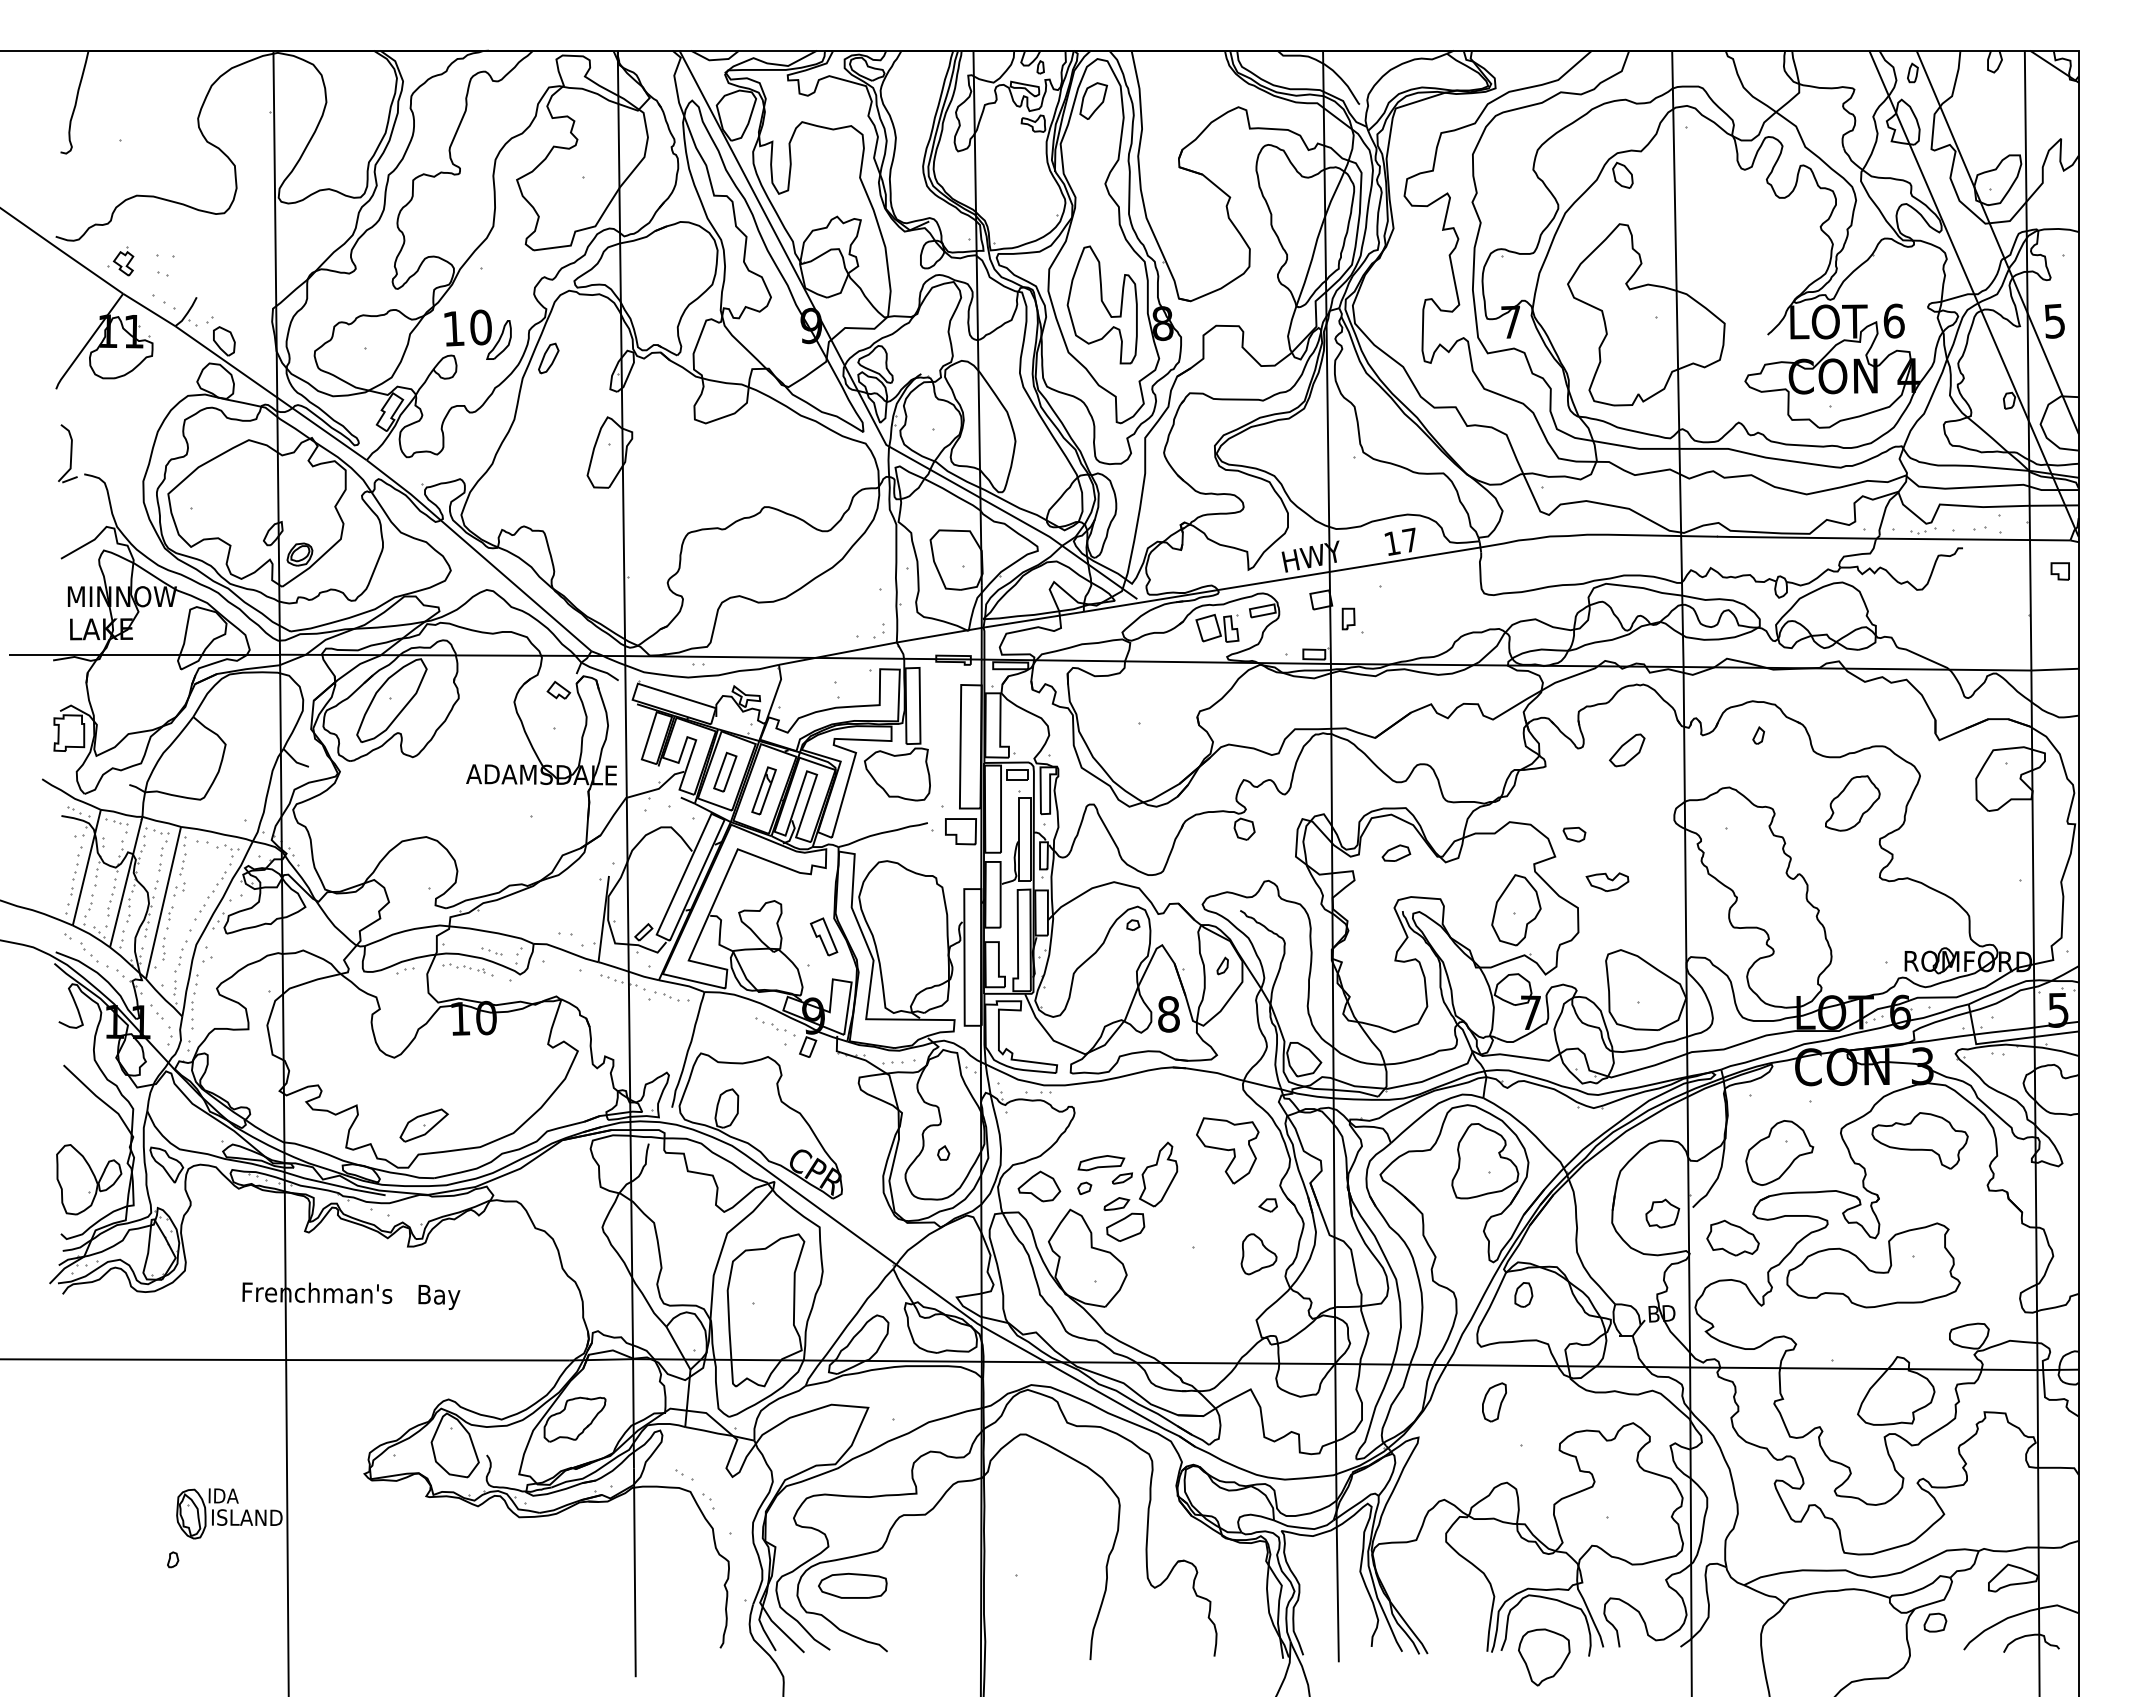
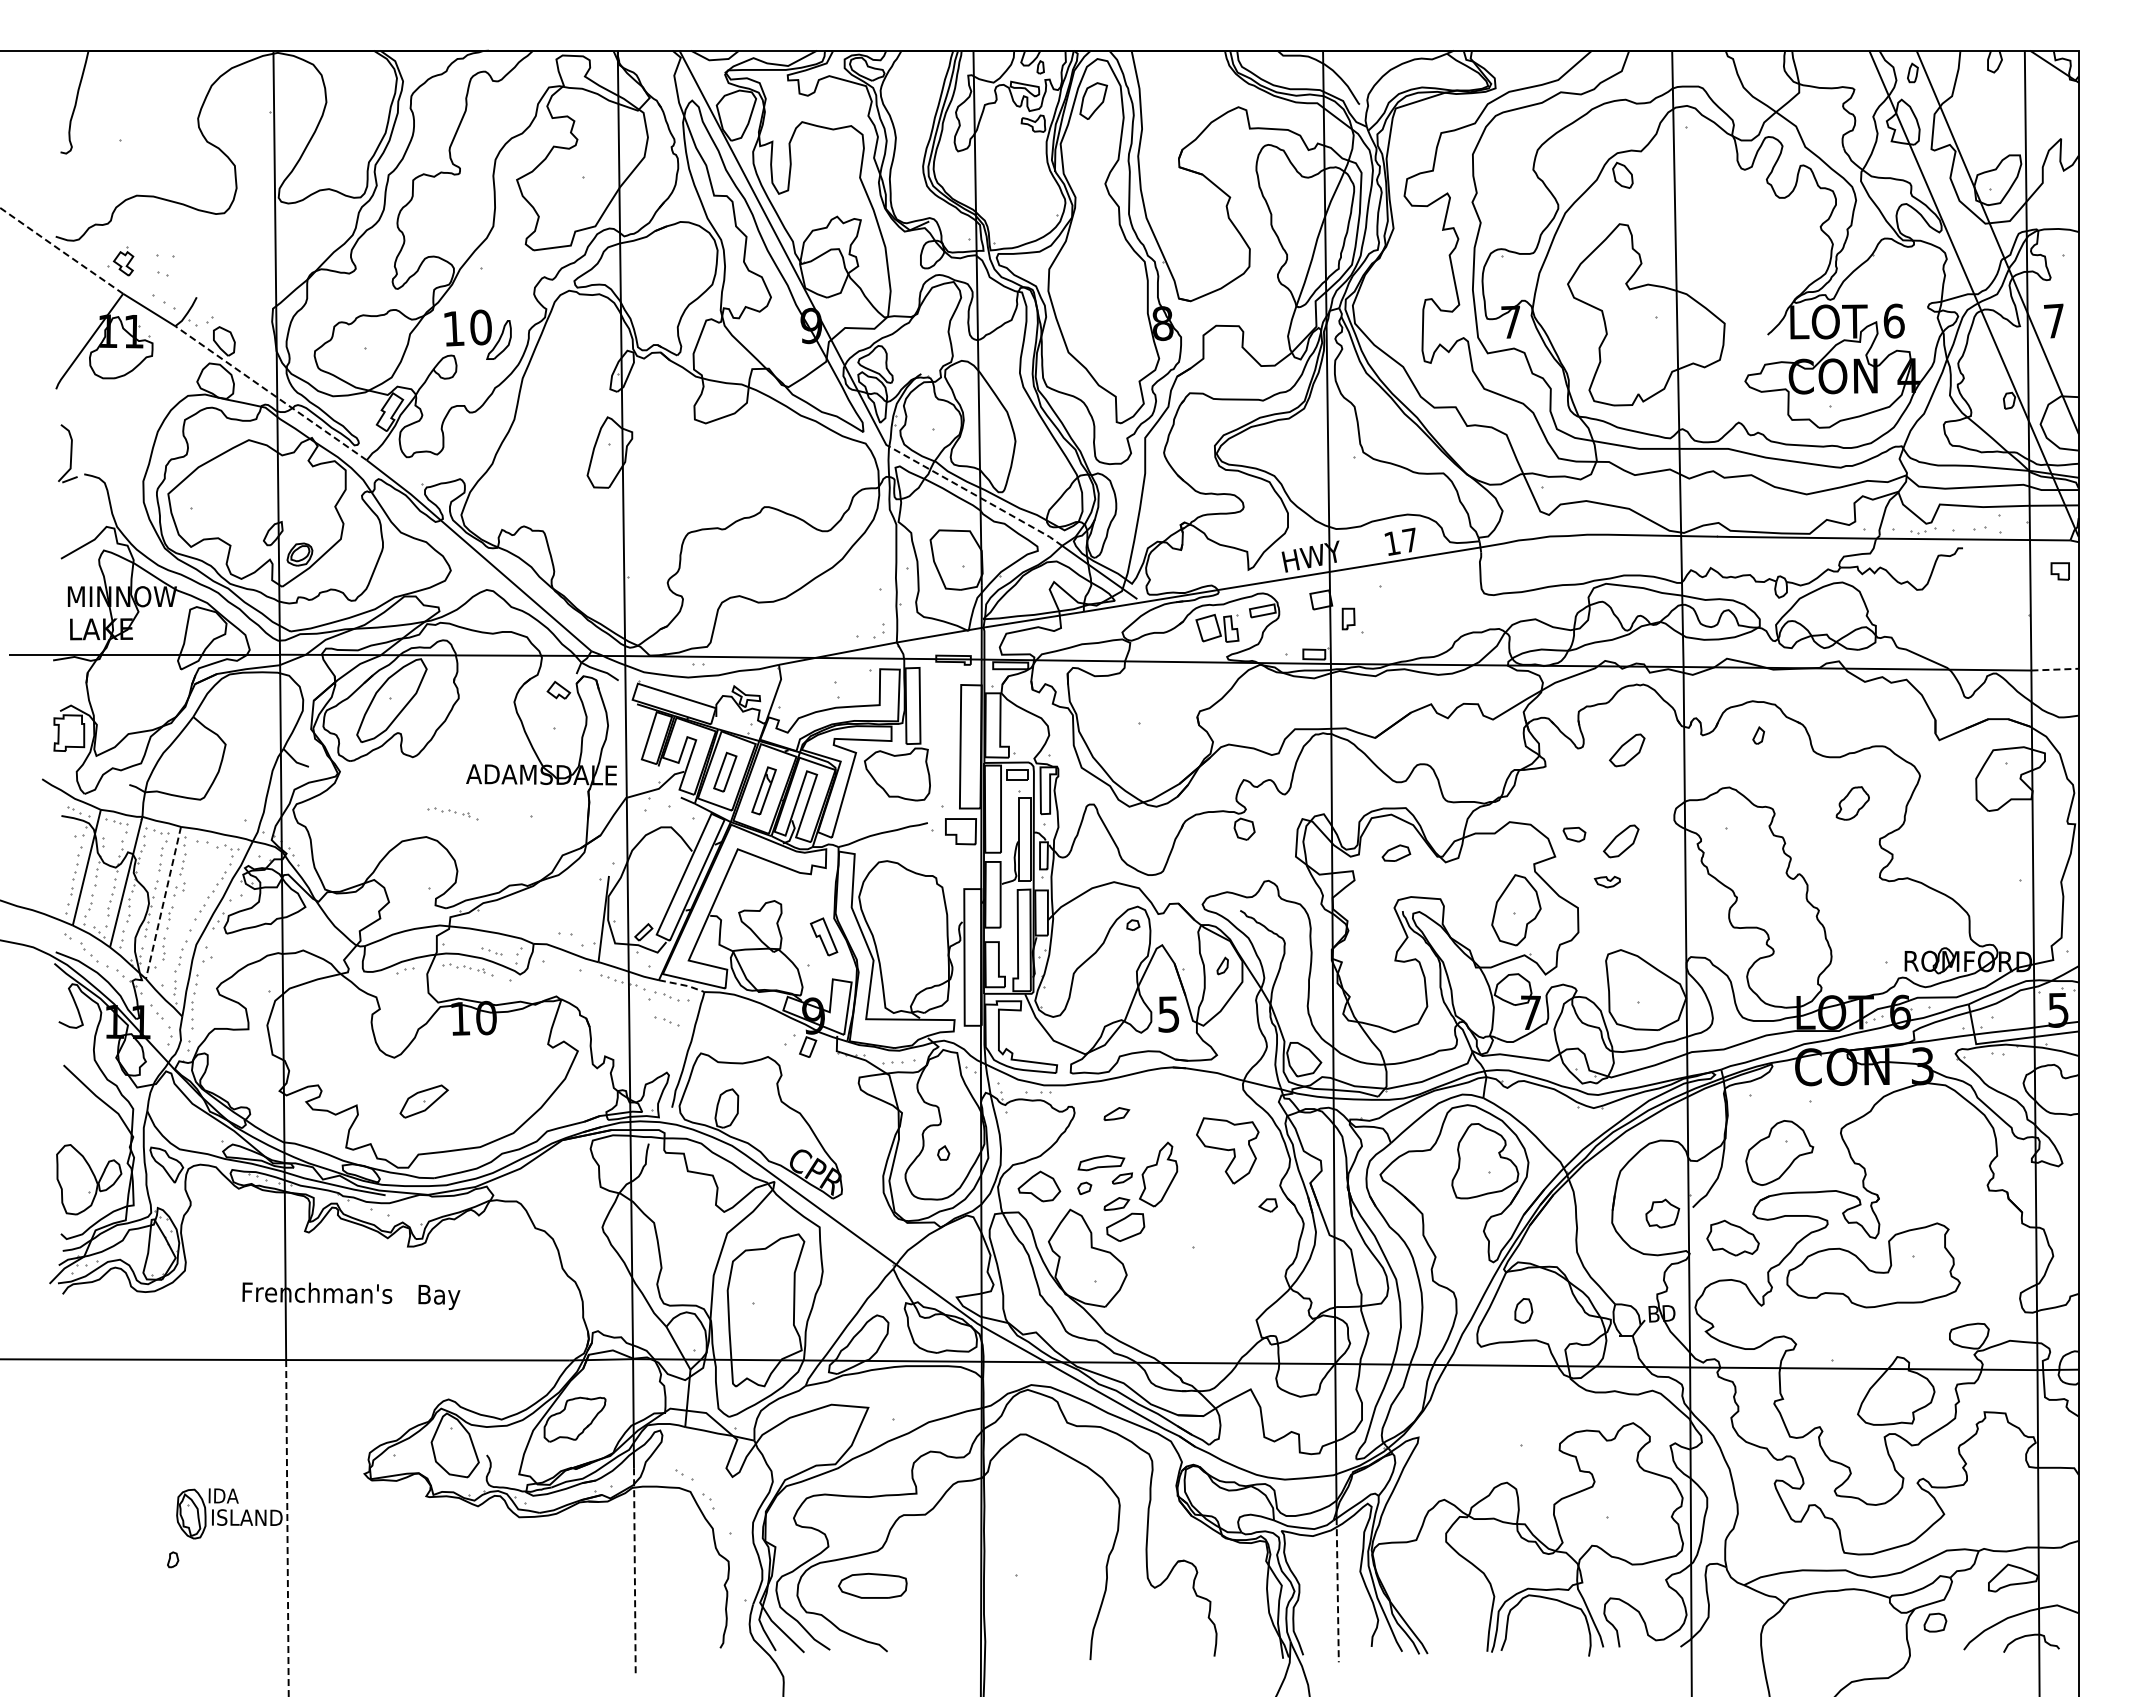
line: solid -> dashed (60, 250)
part: present -> none (1101, 304)
text: 5 -> 7 (2054, 320)
part: present -> none (548, 358)
line: solid -> dashed (271, 393)
line: solid -> dashed (976, 495)
line: solid -> dashed (2055, 669)
part size: 56x57 px -> 35x35 px (1852, 803)
part: none -> present (452, 813)
part: none -> present (1621, 841)
part size: 45x20 px -> 28x14 px (1606, 881)
line: solid -> dashed (163, 902)
line: solid -> dashed (682, 984)
text: 8 -> 5 (1168, 1014)
part: none -> present (666, 1021)
part: present -> none (770, 1024)
part: none -> present (1116, 1113)
part position: (423, 1125) -> (423, 1101) (423, 1101)
part: present -> none (1919, 1140)
part: present -> none (1258, 1254)
part position: (1523, 1294) -> (1523, 1310) (1523, 1310)
part: present -> none (1494, 1402)
line: solid -> dashed (287, 1528)
line: solid -> dashed (634, 1573)
part position: (852, 1585) -> (872, 1585) (872, 1585)
line: solid -> dashed (1337, 1590)
part: present -> none (1544, 1657)
